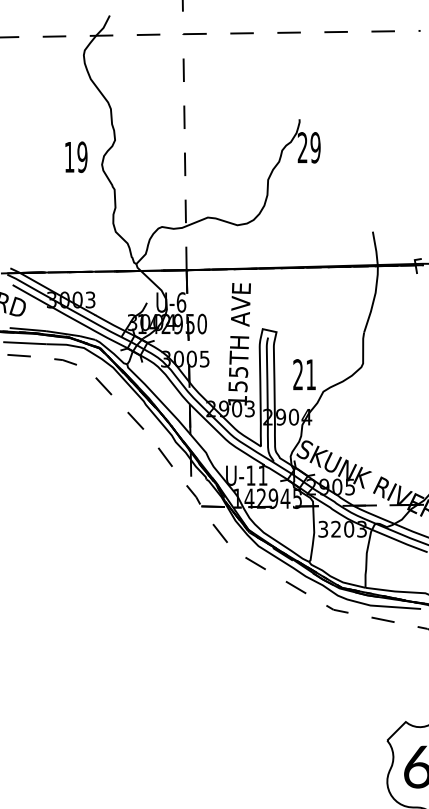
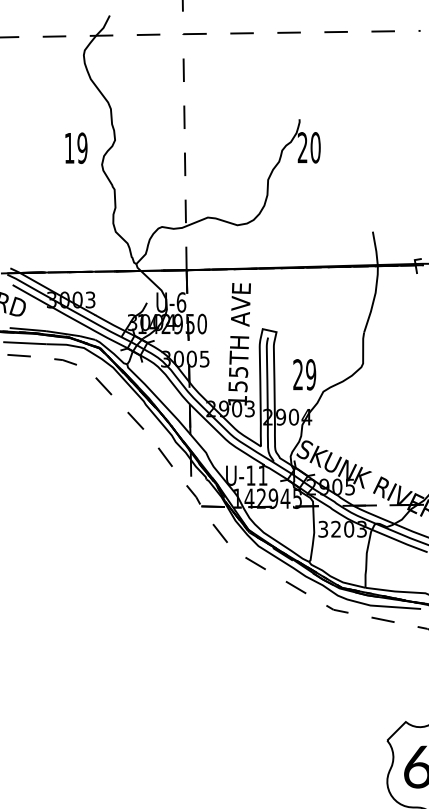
text: 29 -> 20 (315, 147)
text position: (76, 156) -> (76, 147) (76, 147)
text: 21 -> 29 (311, 374)
